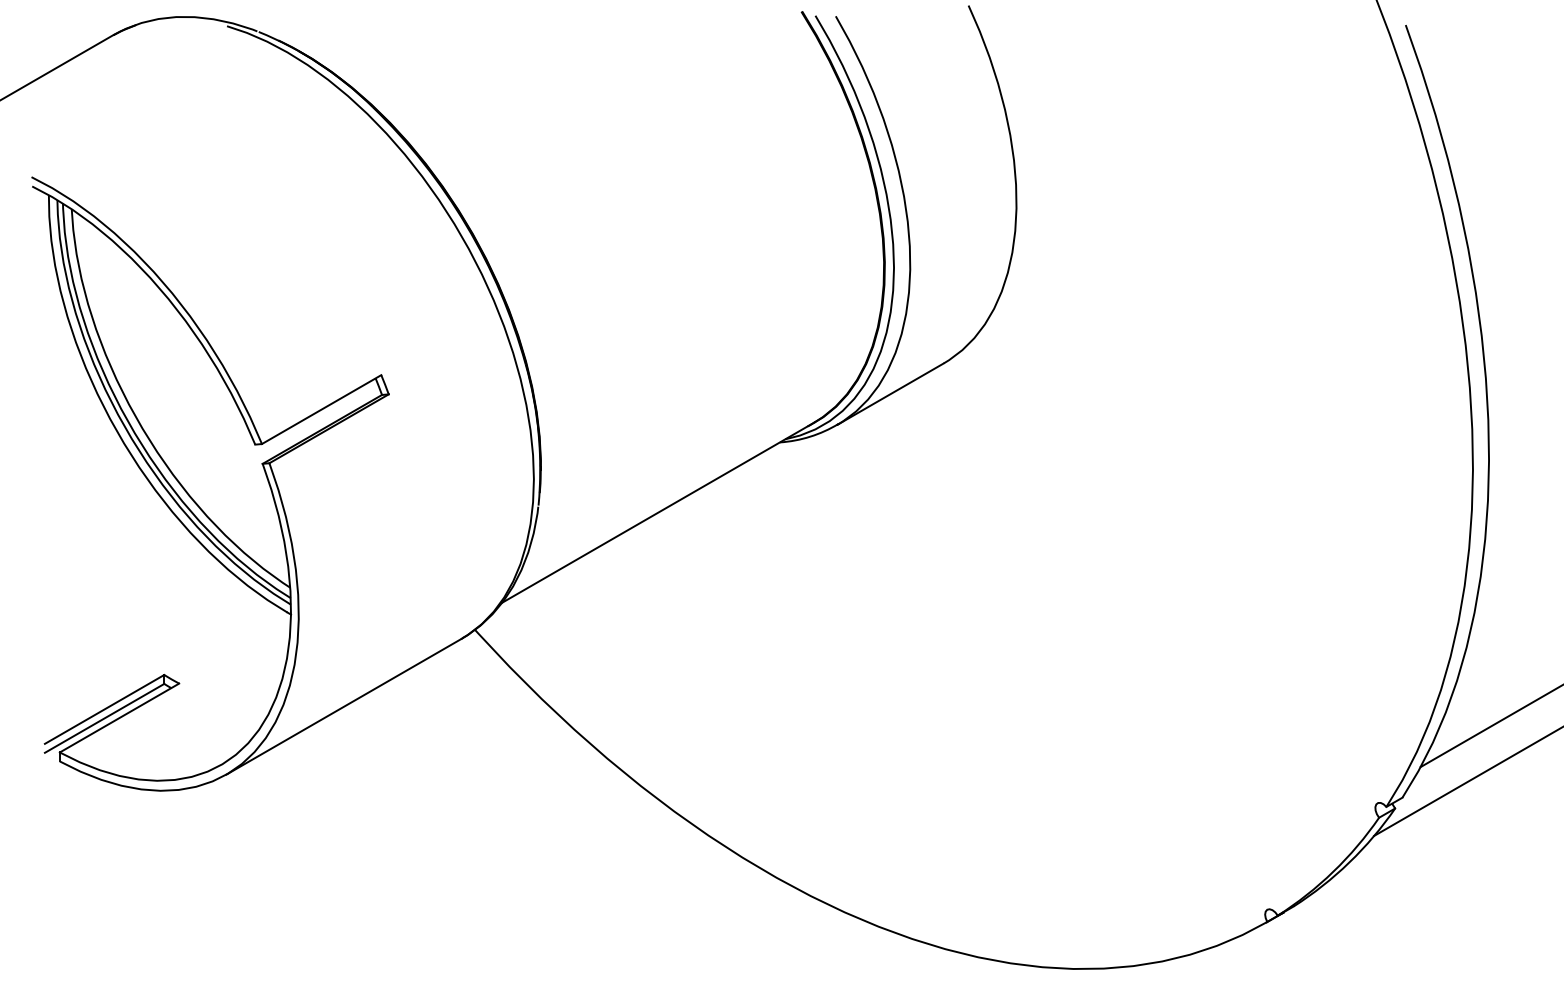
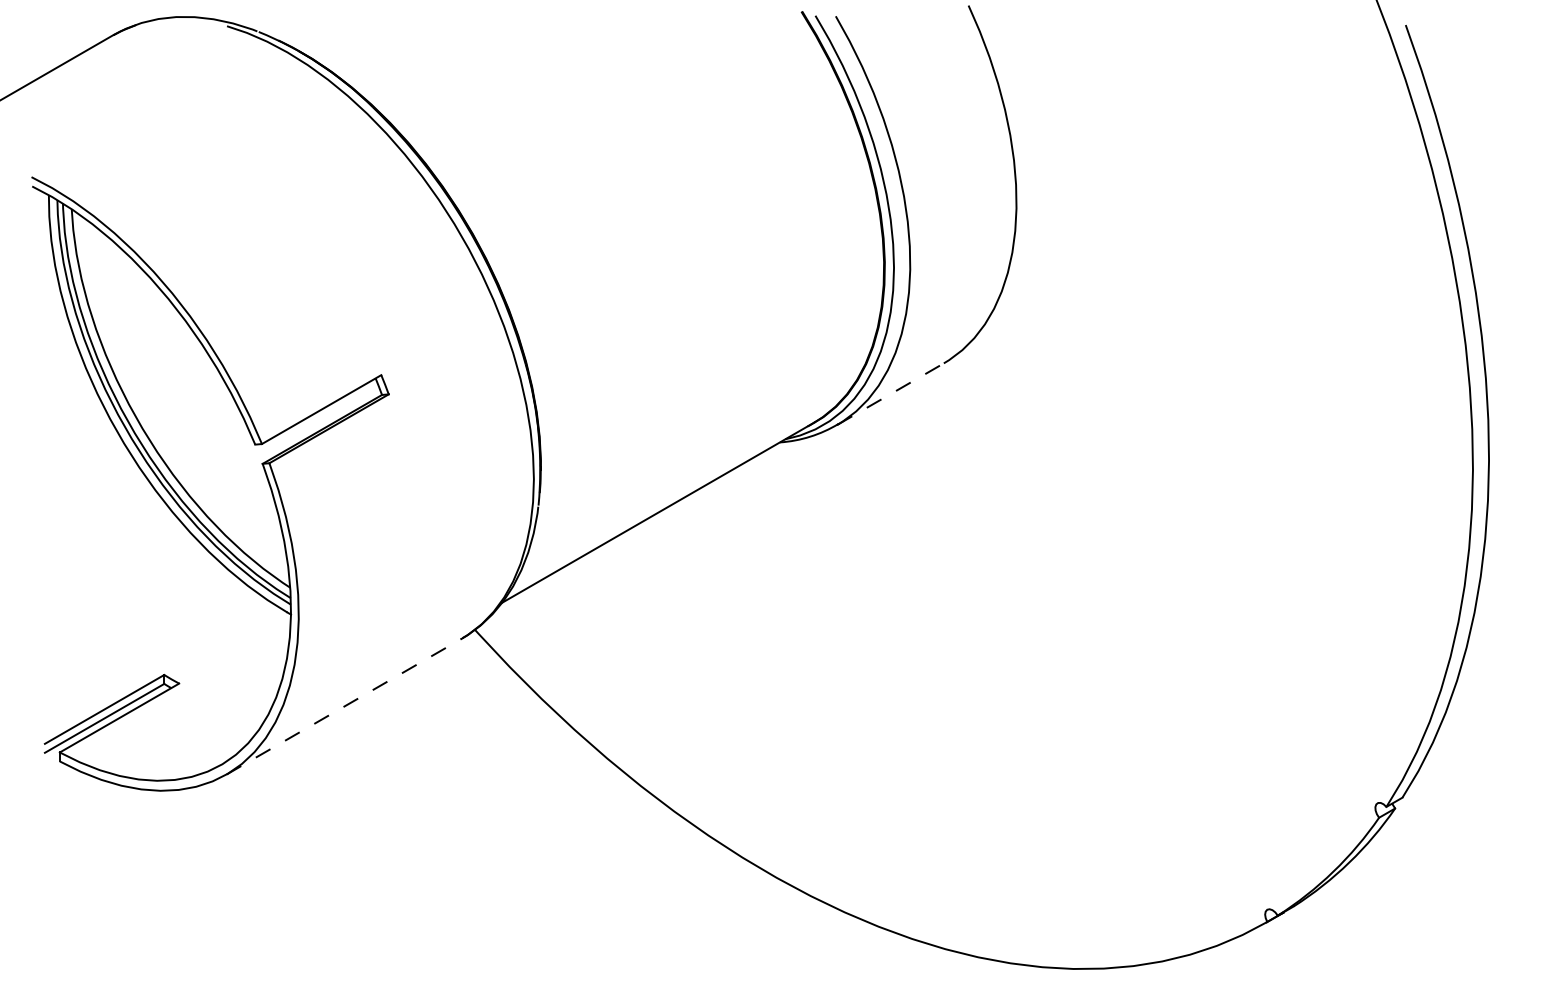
line: solid -> dashed (891, 393)
line: solid -> dashed (344, 706)
line: present -> none (1490, 726)
line: present -> none (1467, 782)
